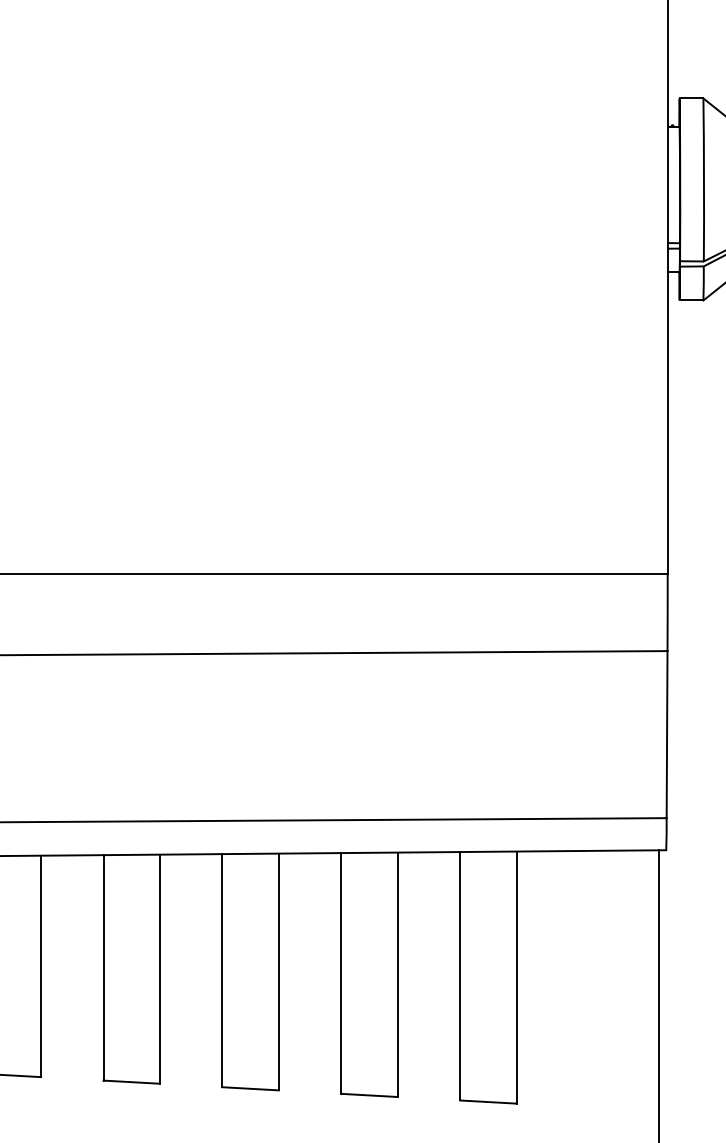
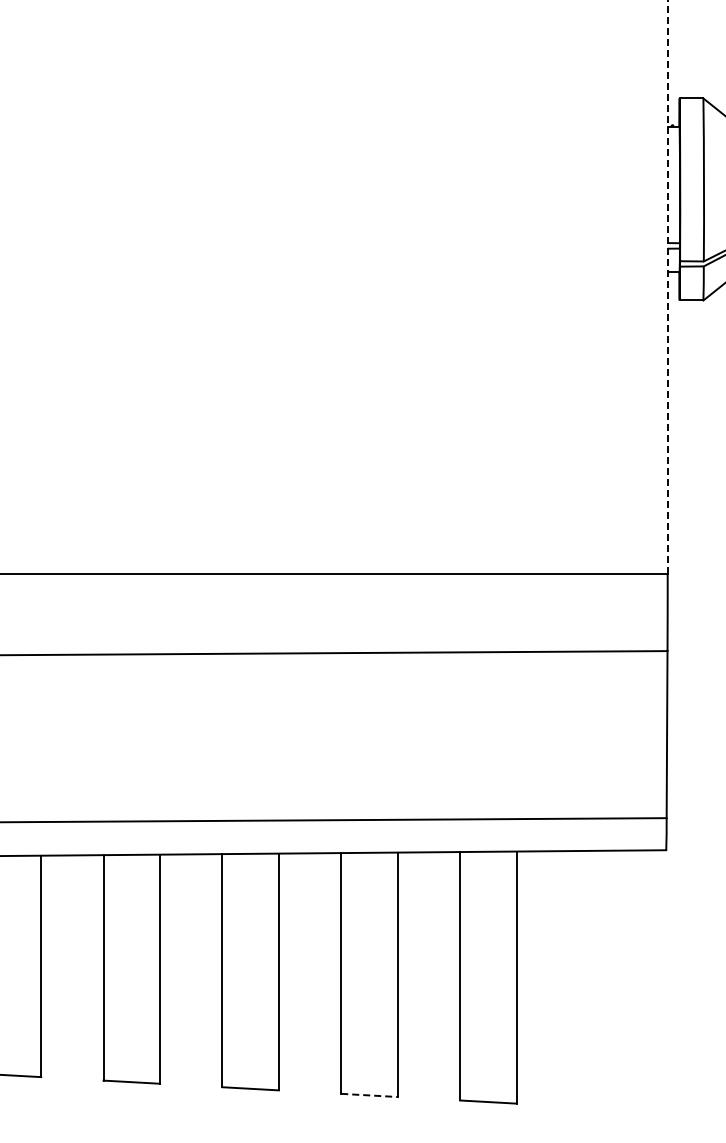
line: solid -> dashed (667, 286)
line: present -> none (659, 994)
line: solid -> dashed (369, 1095)
